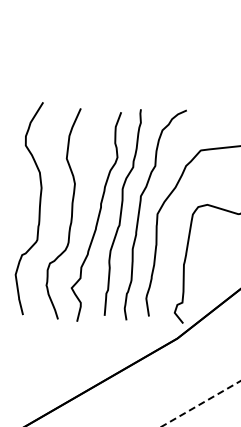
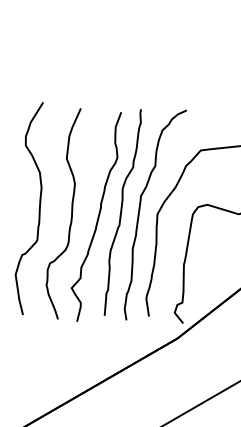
line: dashed -> solid (200, 404)
